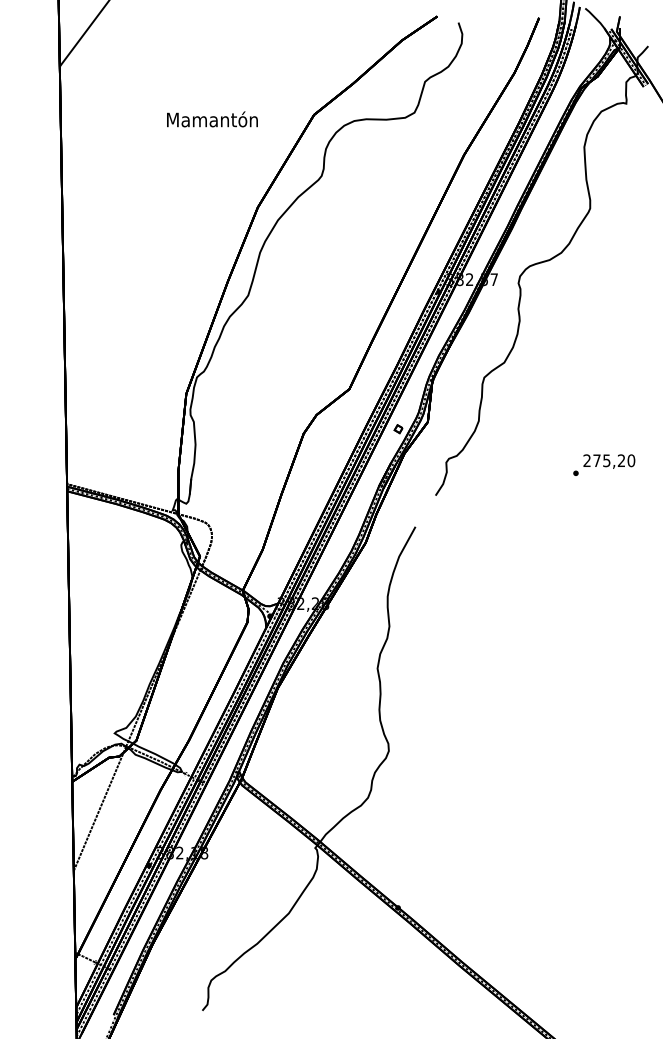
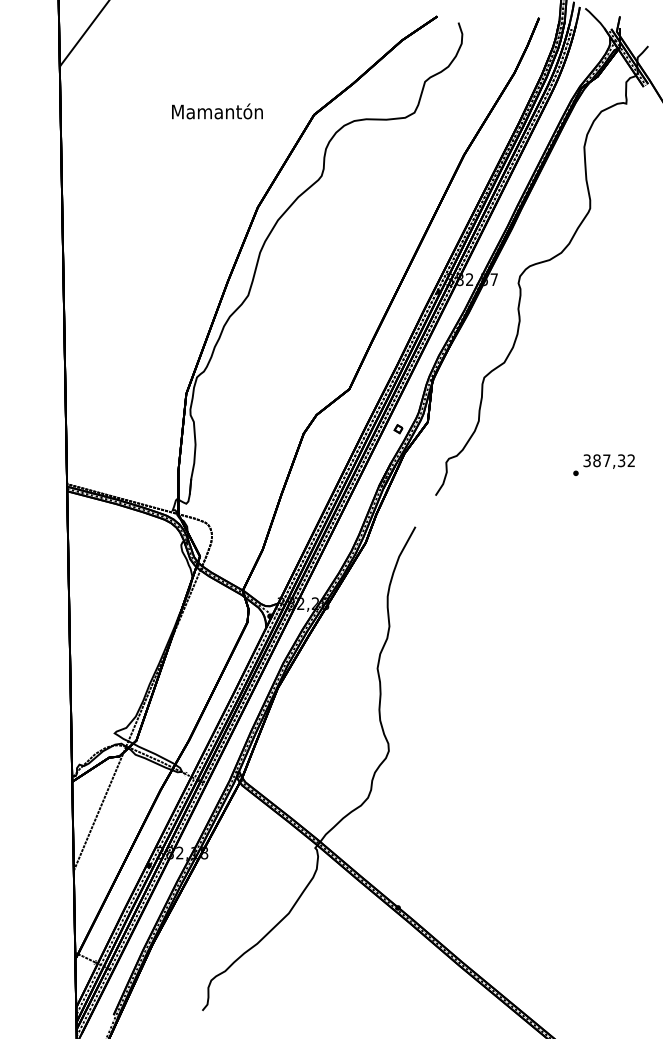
text position: (212, 119) -> (217, 111) (217, 111)
text: 275,20 -> 387,32 (609, 460)
